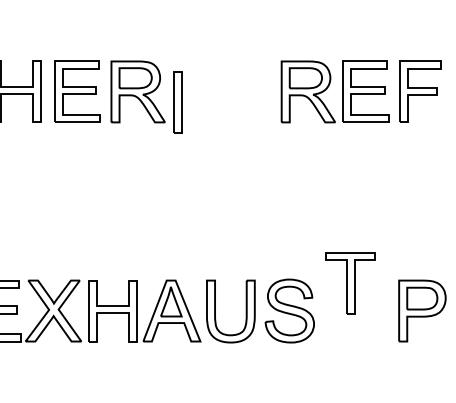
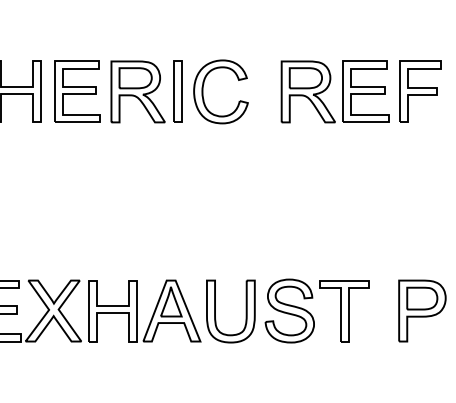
part: none -> present (203, 91)
part position: (177, 102) -> (177, 91) (177, 91)
part position: (350, 283) -> (344, 311) (344, 311)
